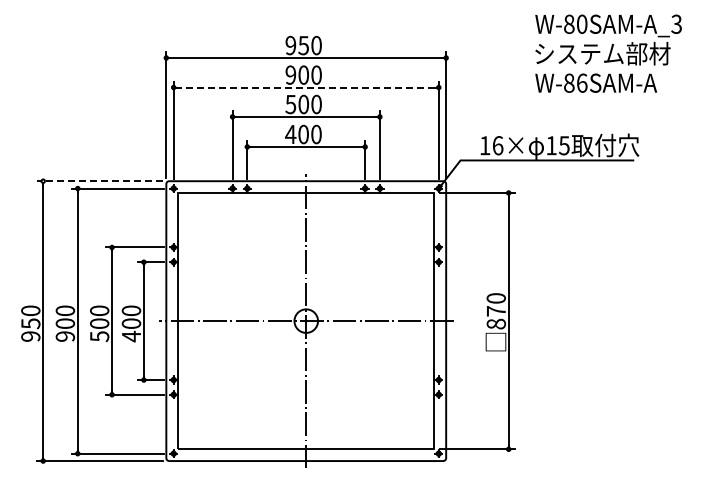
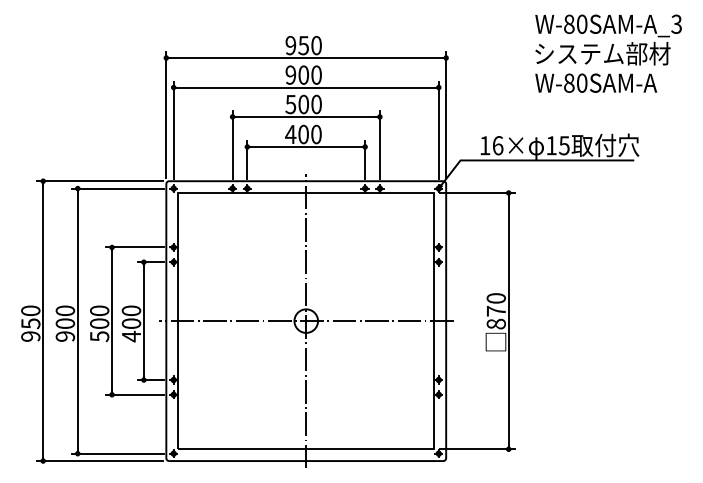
text: W-86SAM-A -> W-80SAM-A (582, 82)
line: dashed -> solid (305, 87)
line: dashed -> solid (99, 181)
